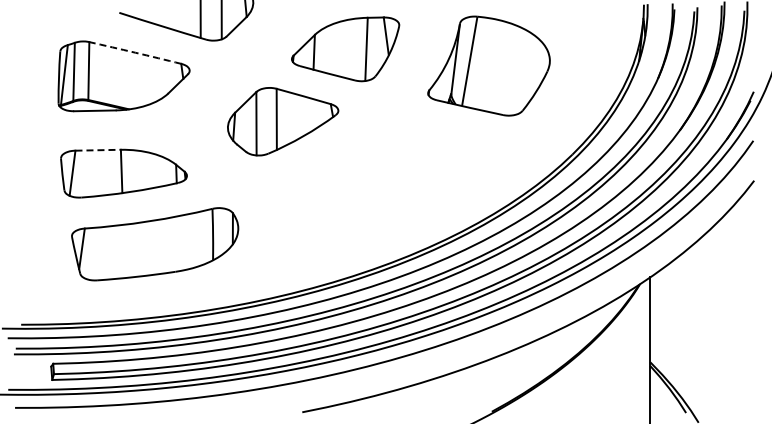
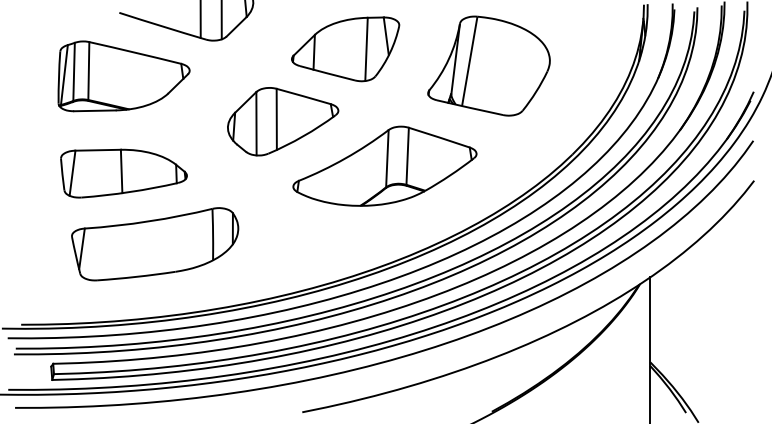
arc: dashed -> solid (135, 52)
line: dashed -> solid (98, 150)
part: none -> present (384, 165)
